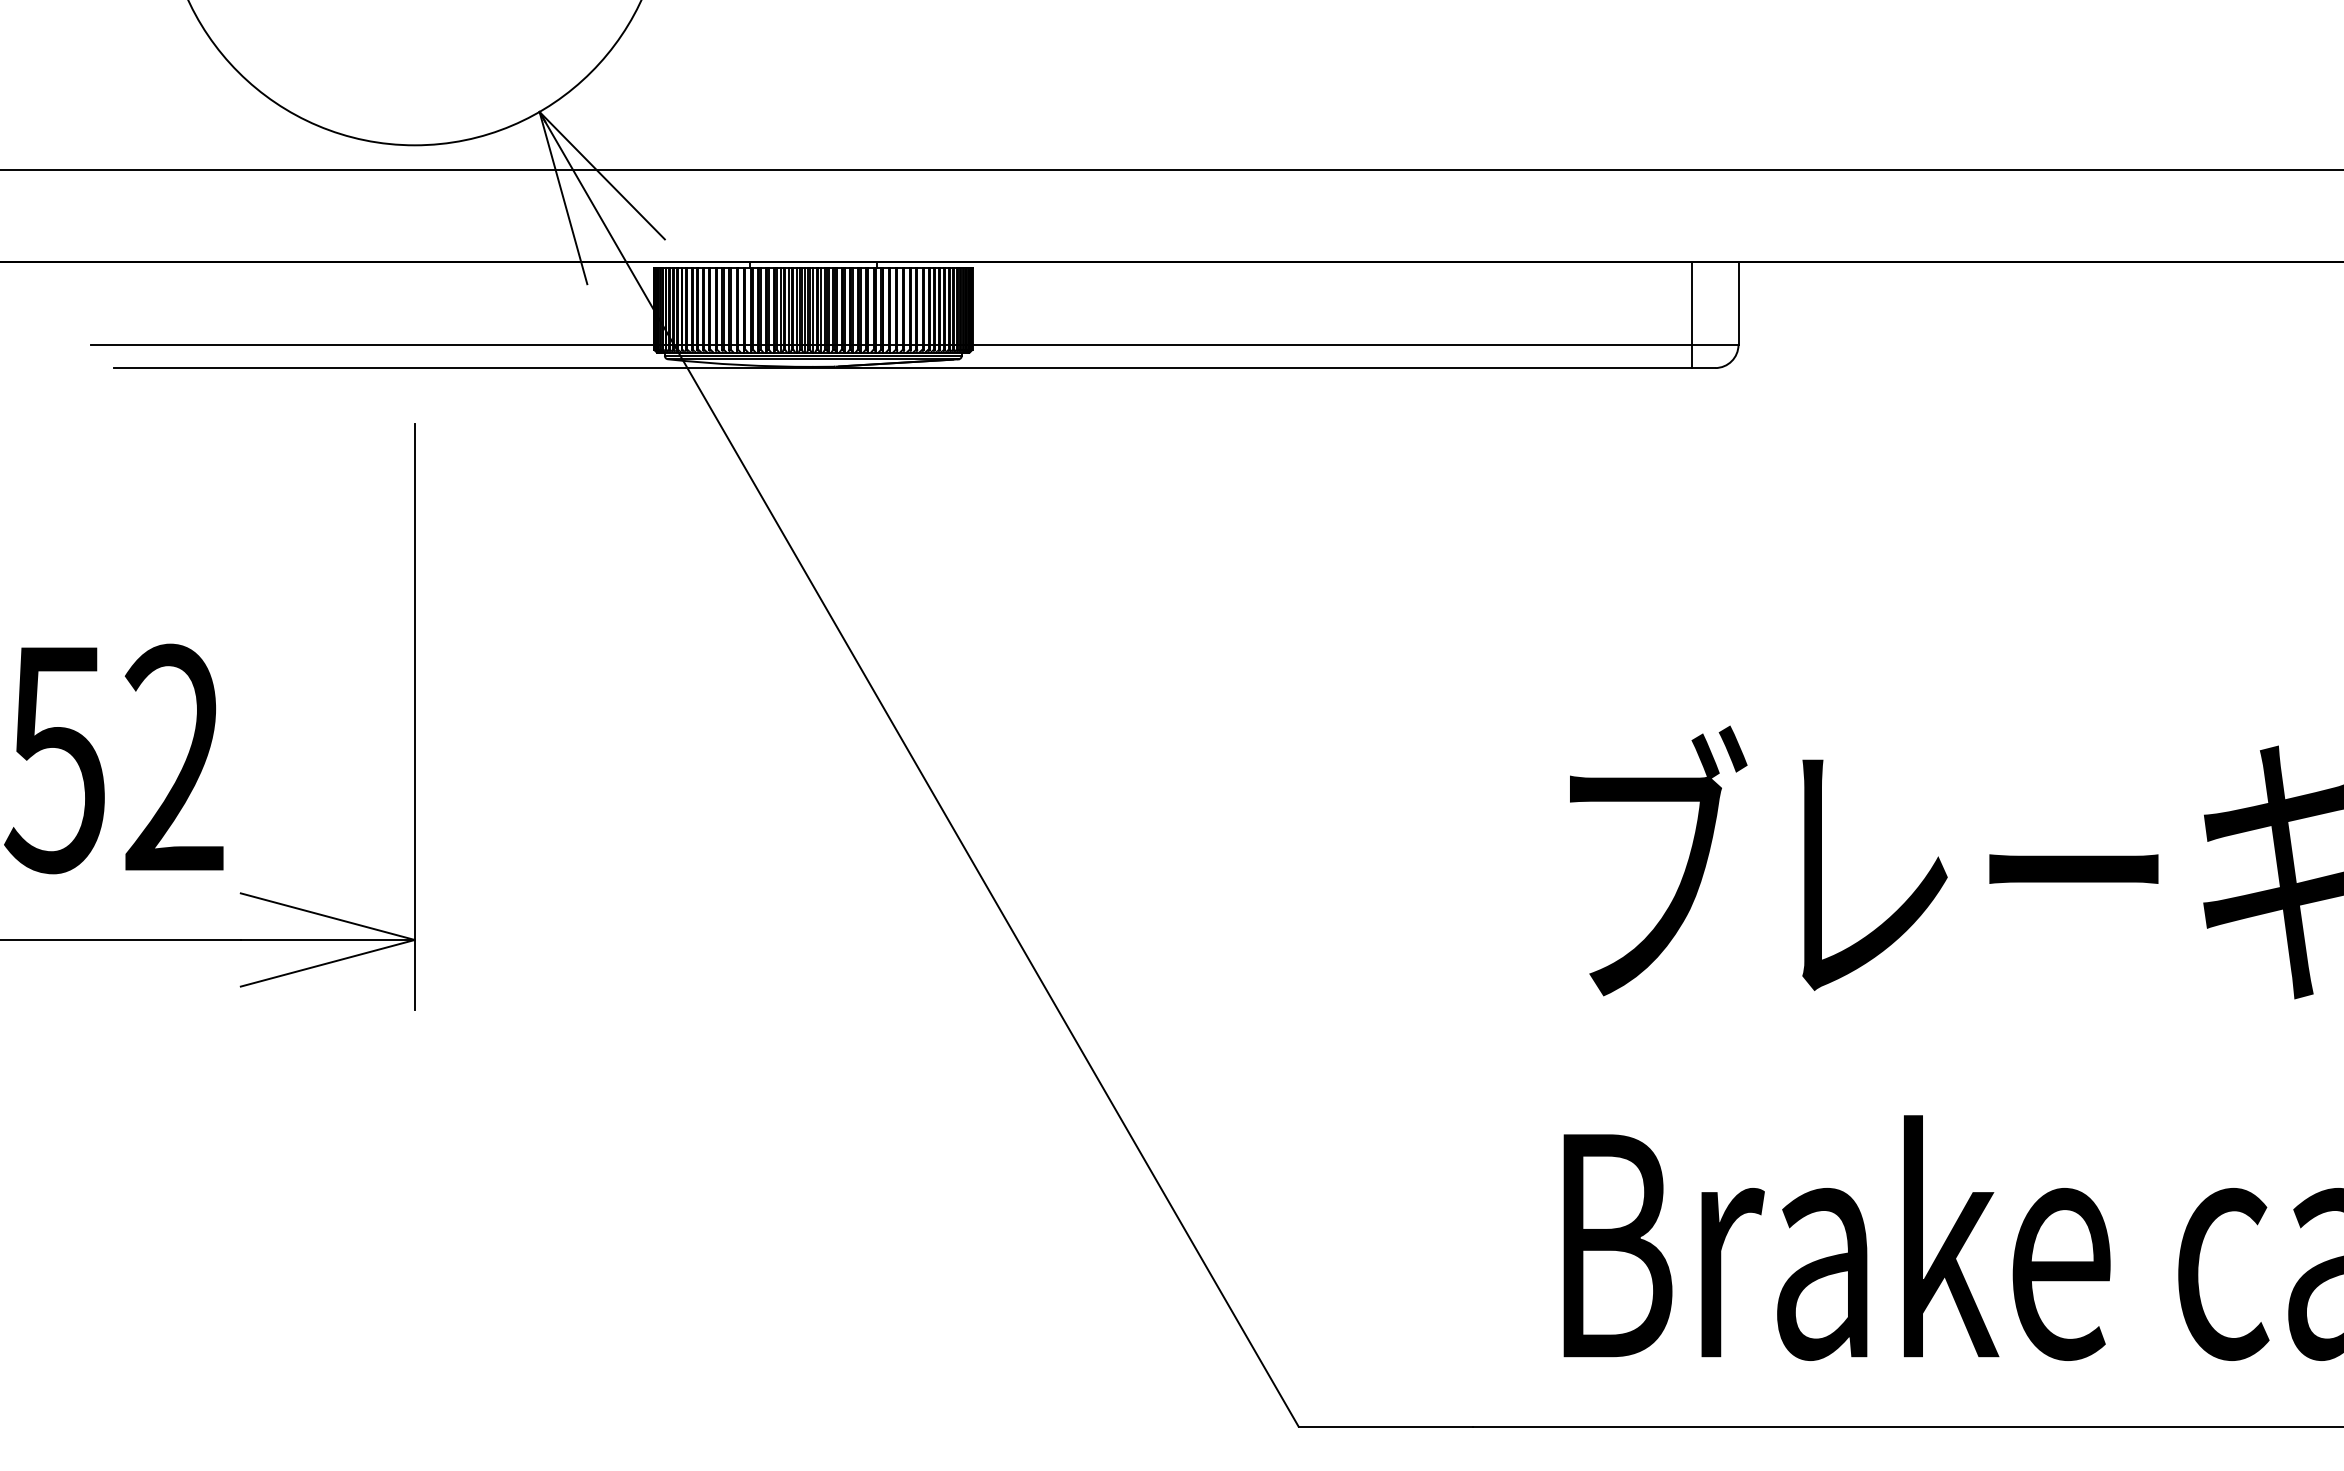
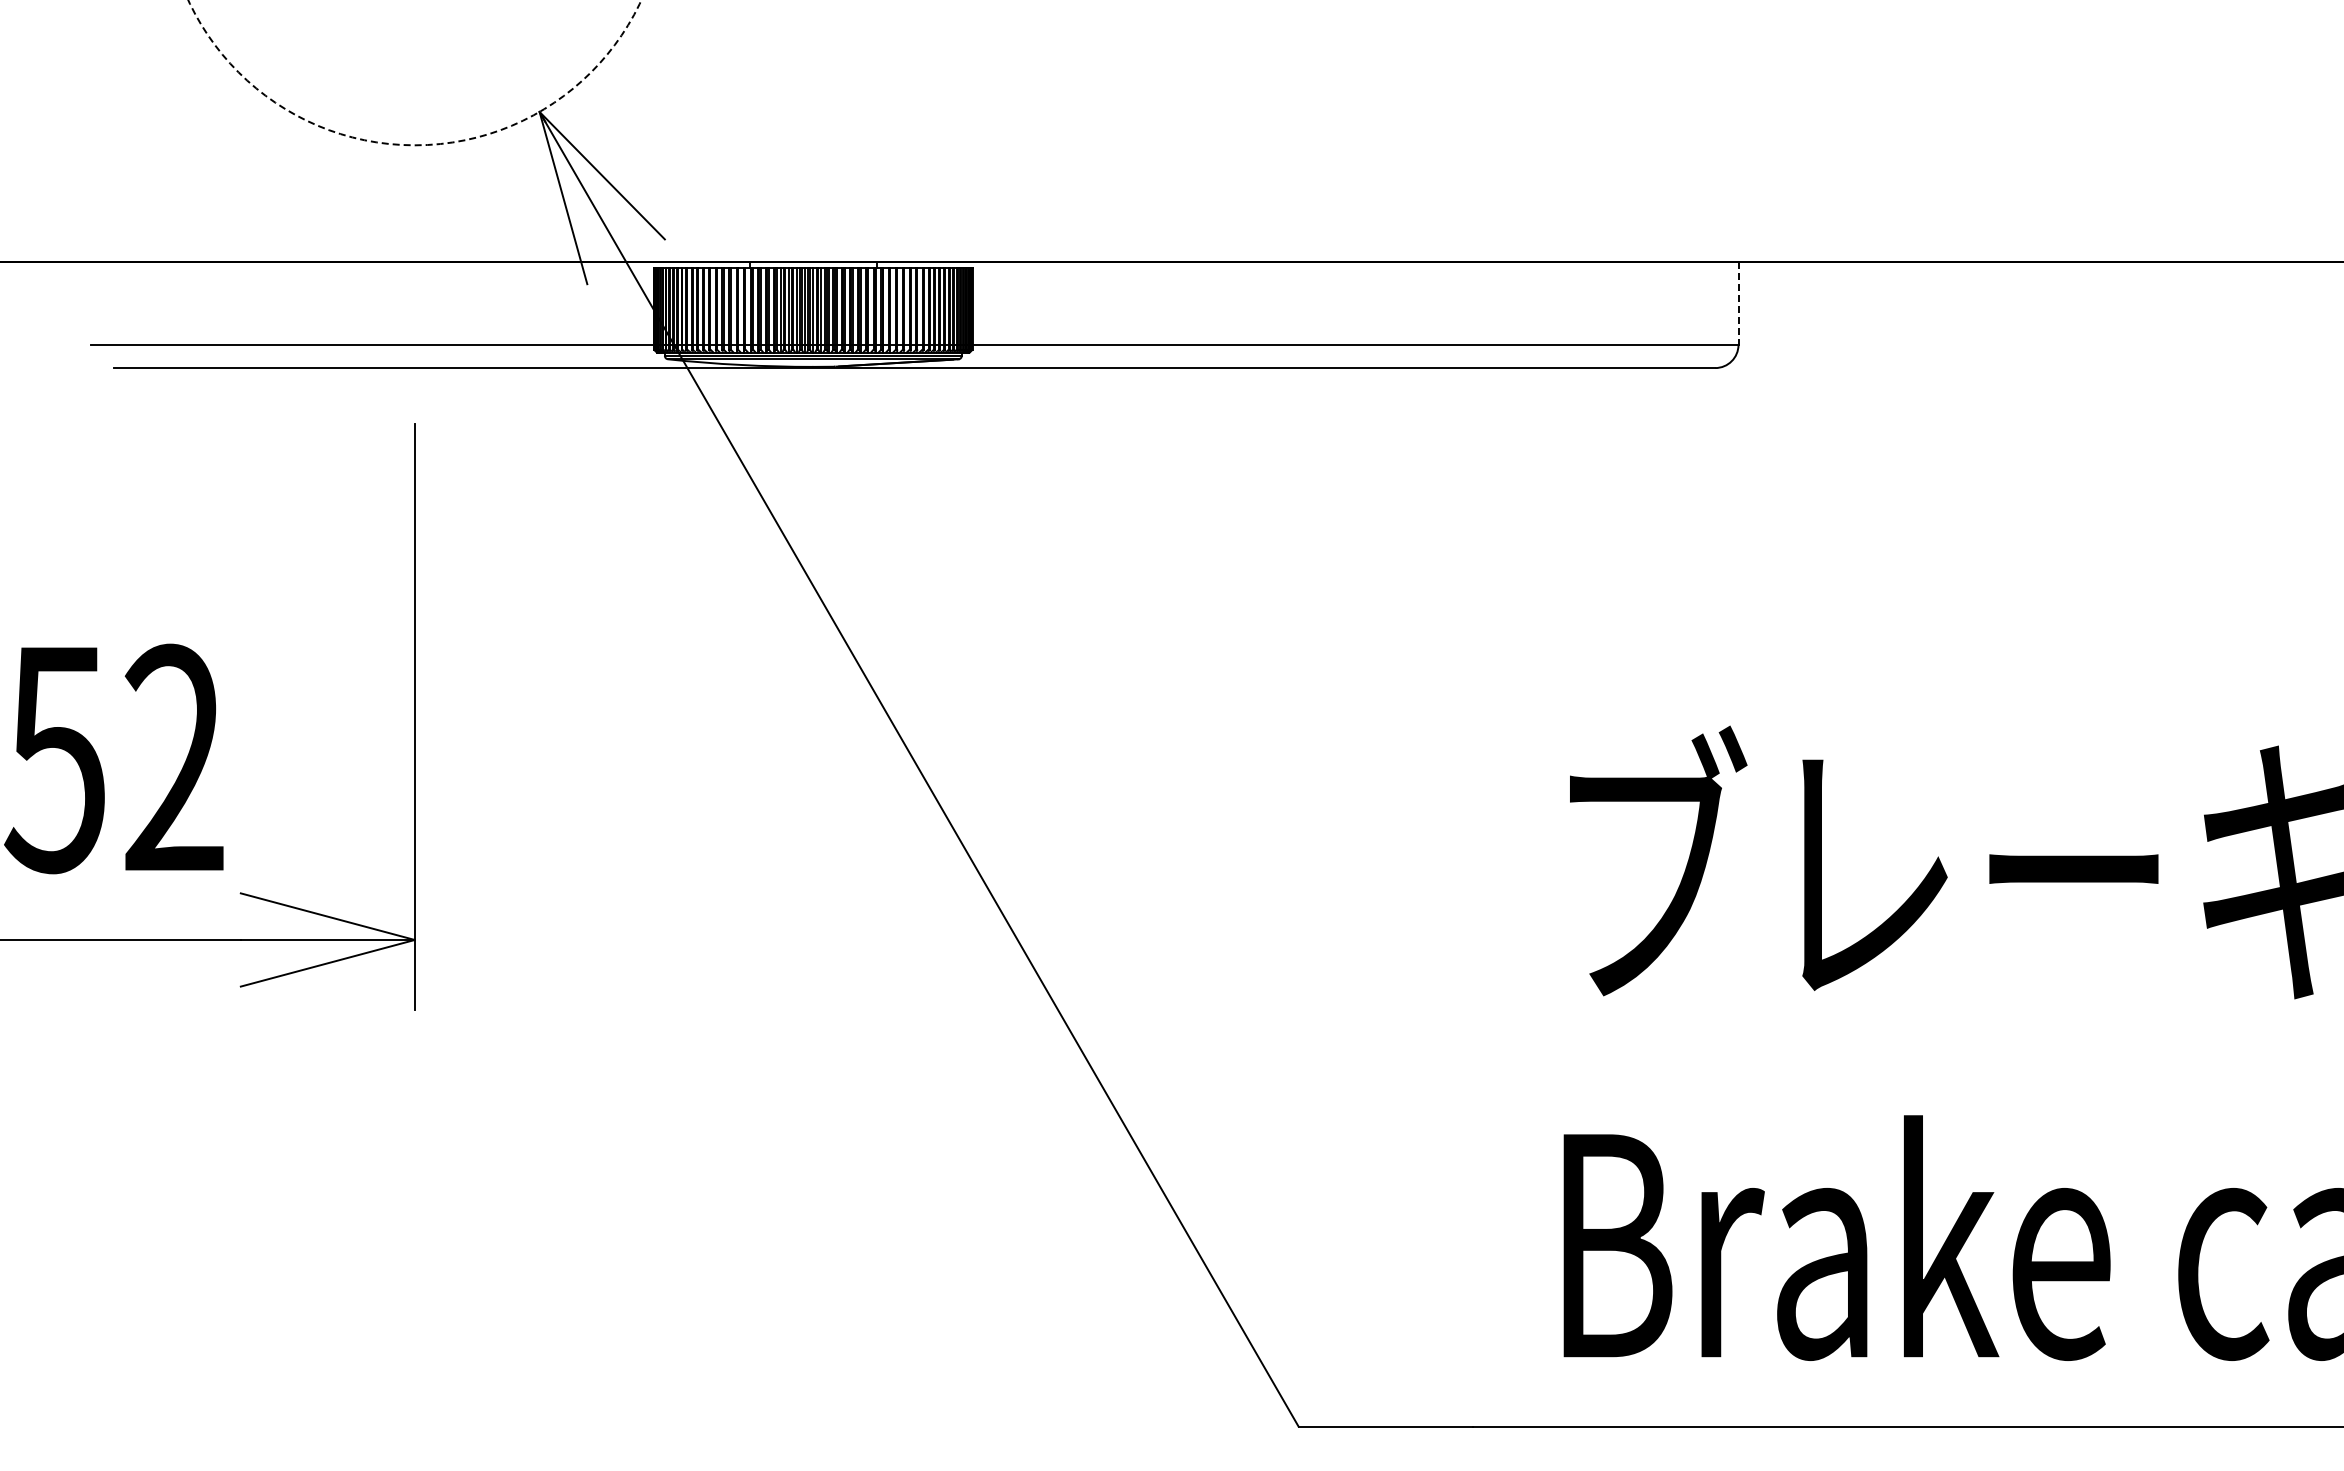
circle: solid -> dashed (414, 72)
line: present -> none (1171, 169)
line: solid -> dashed (1738, 304)
line: present -> none (1692, 315)
